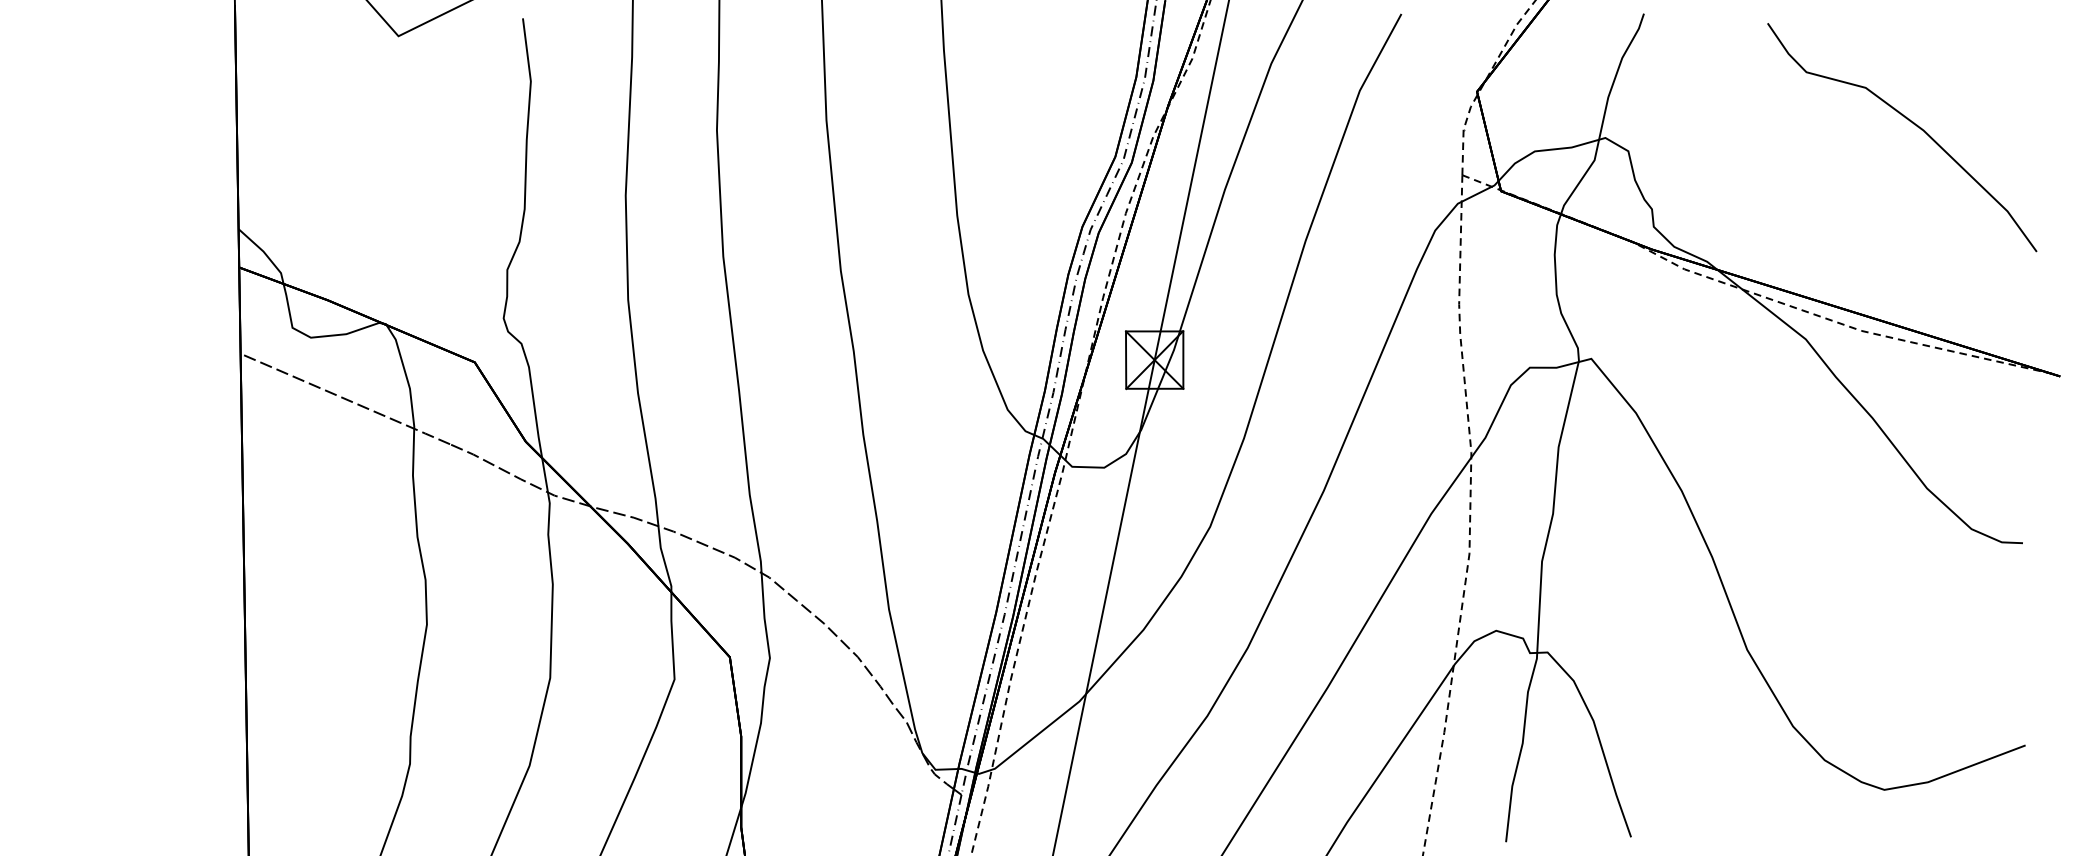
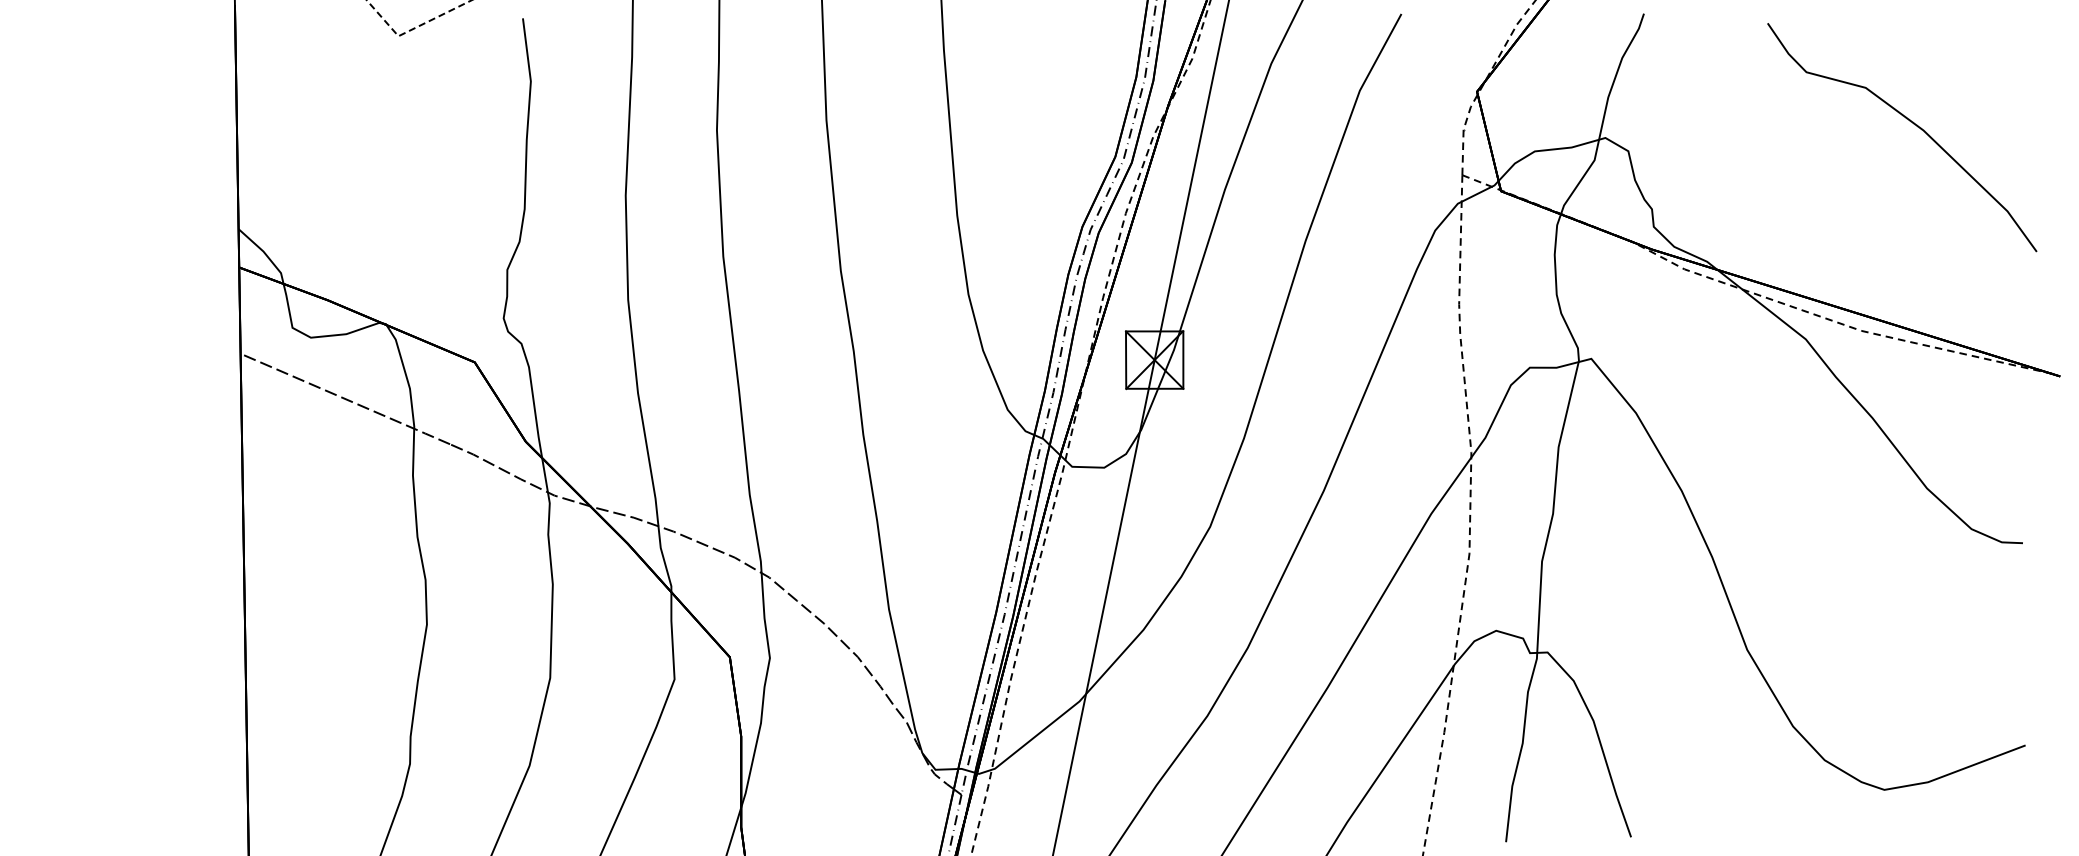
line: solid -> dashed (412, 29)
